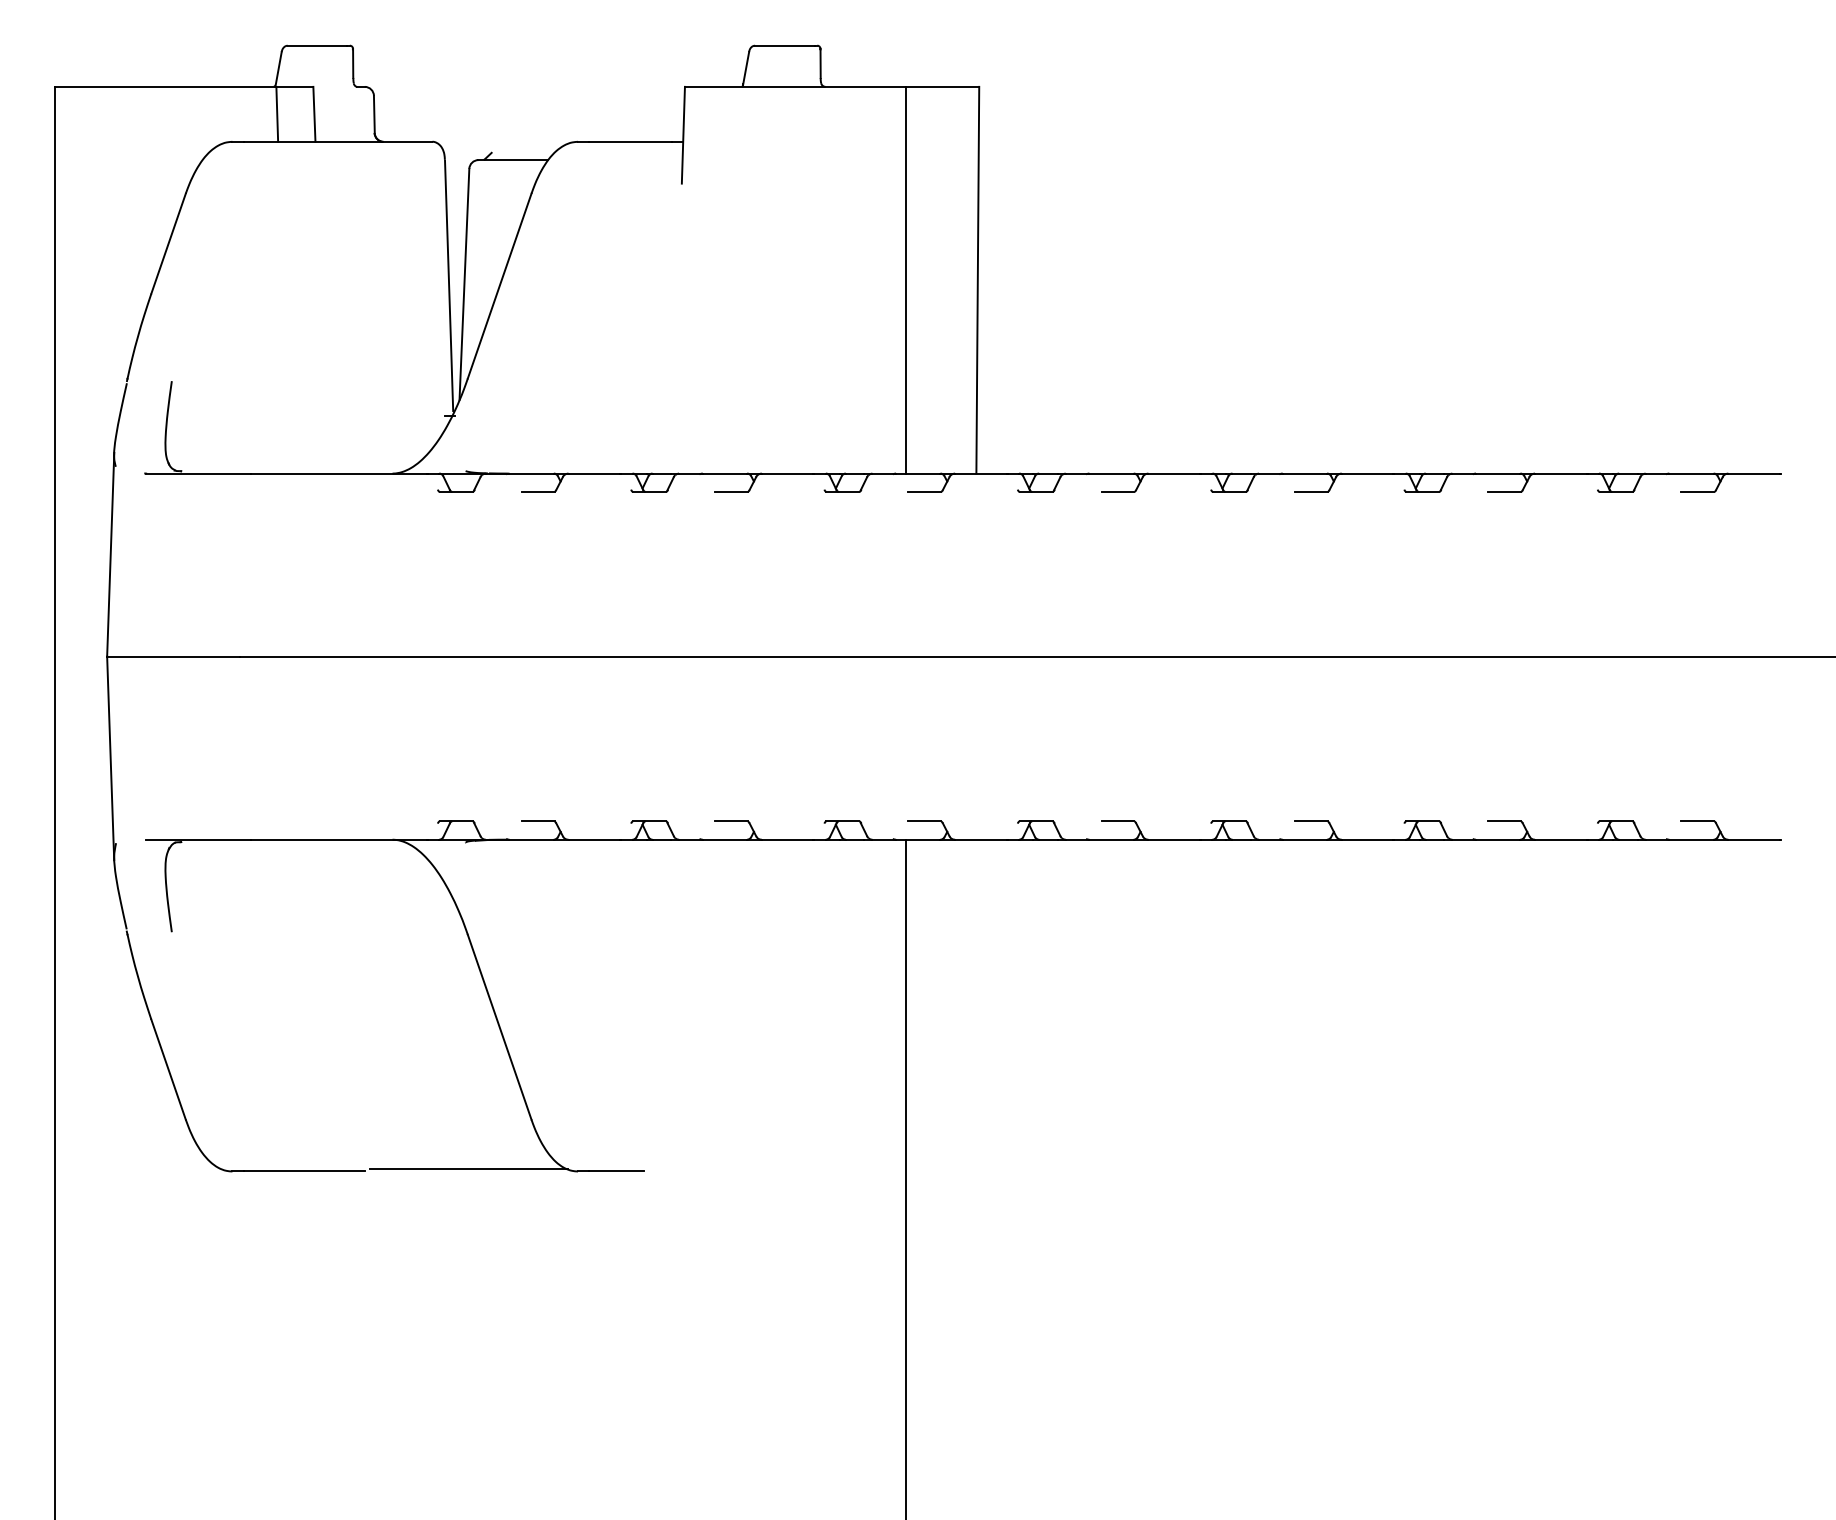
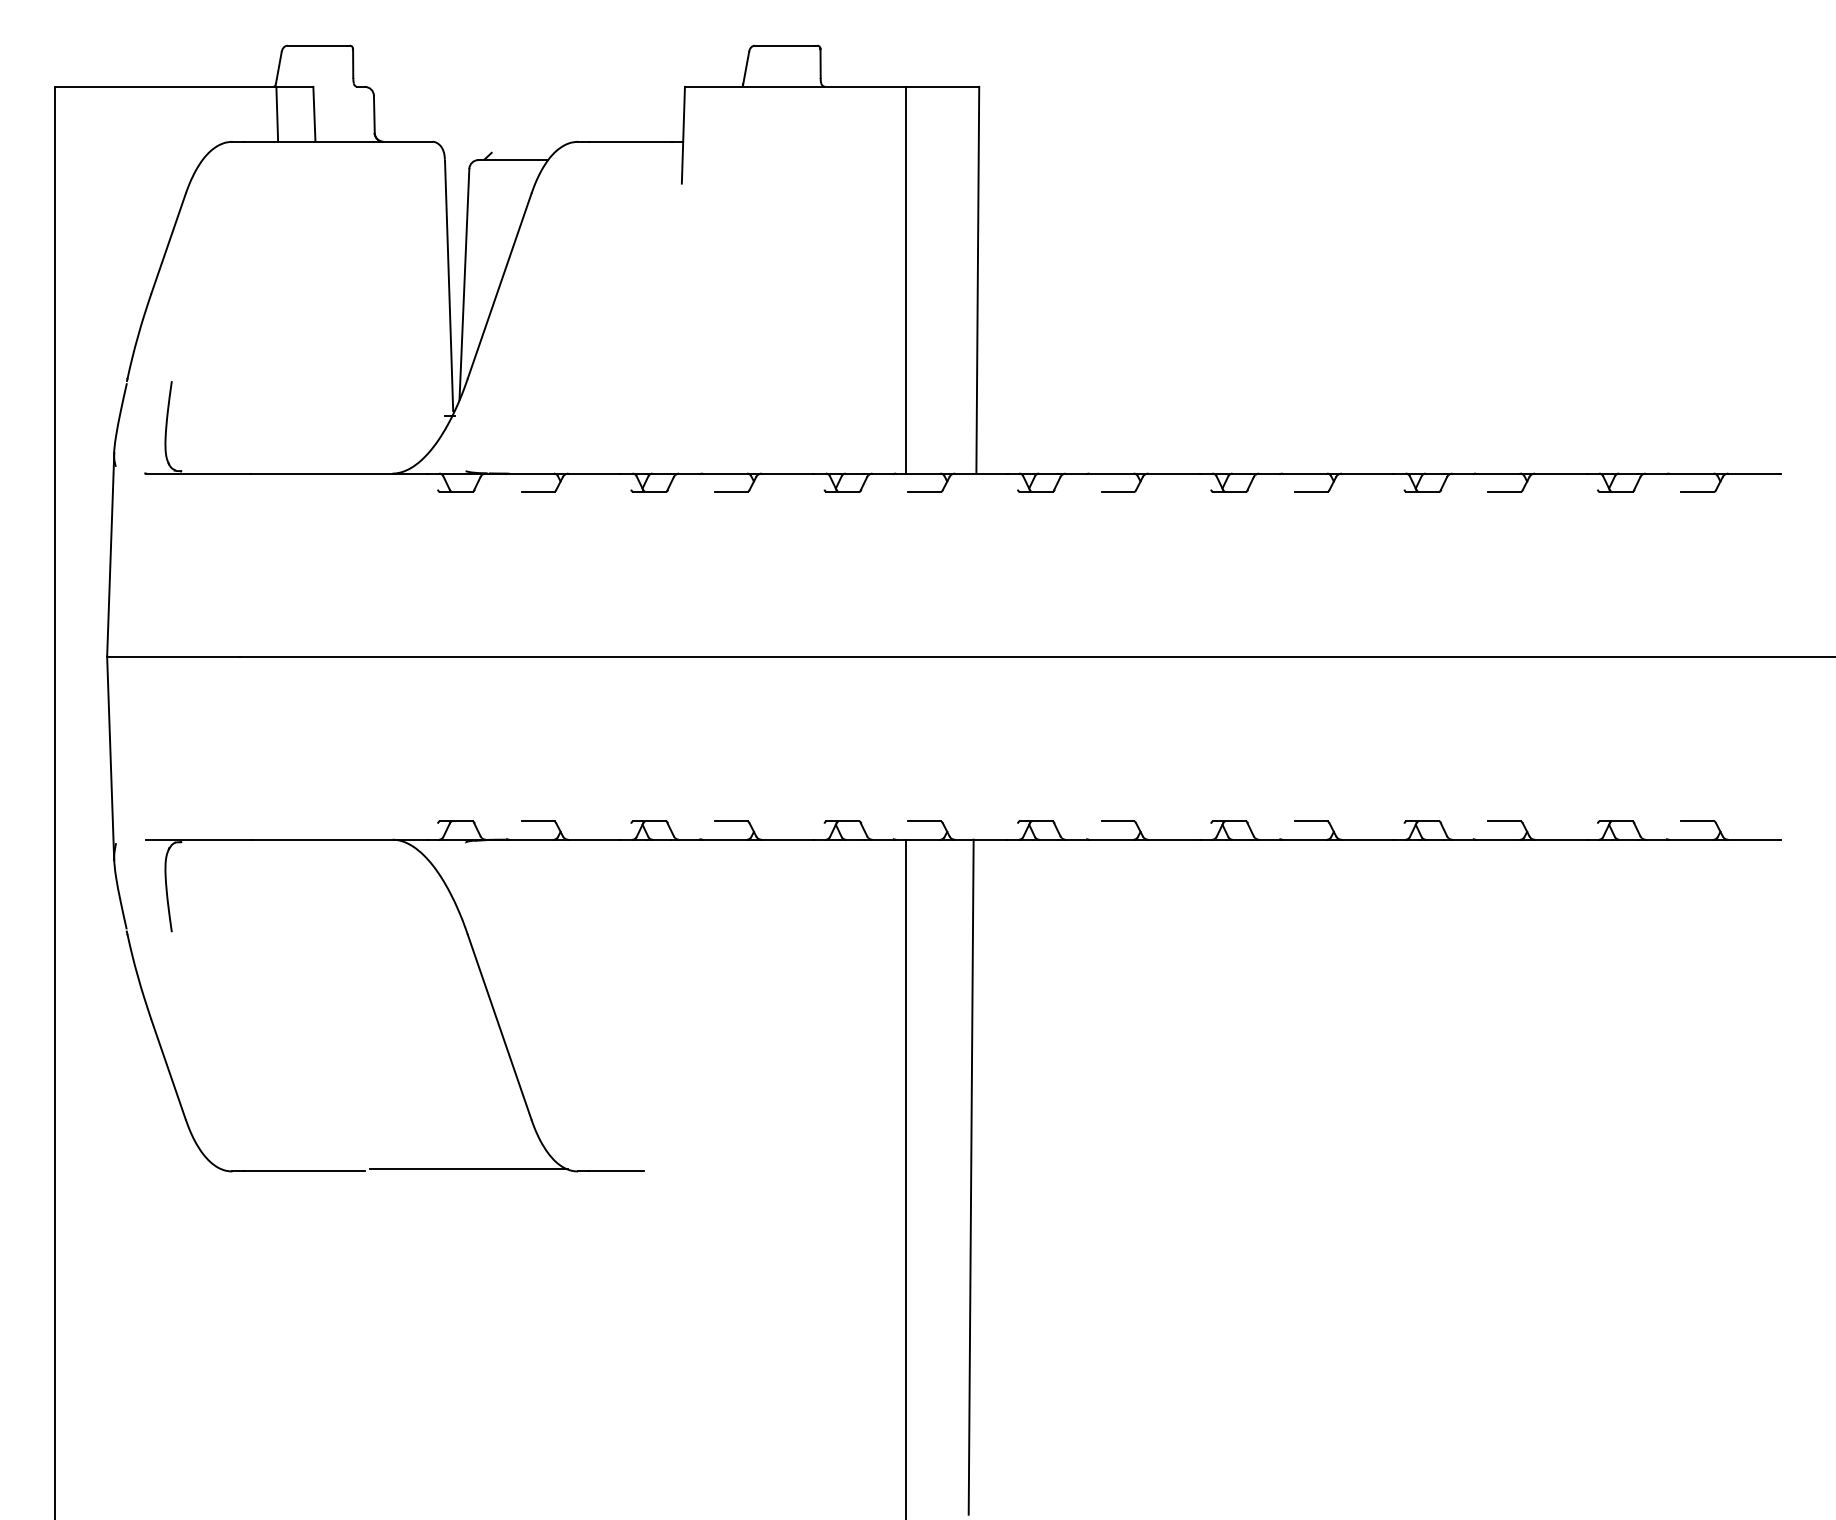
line: none -> present (970, 1176)
